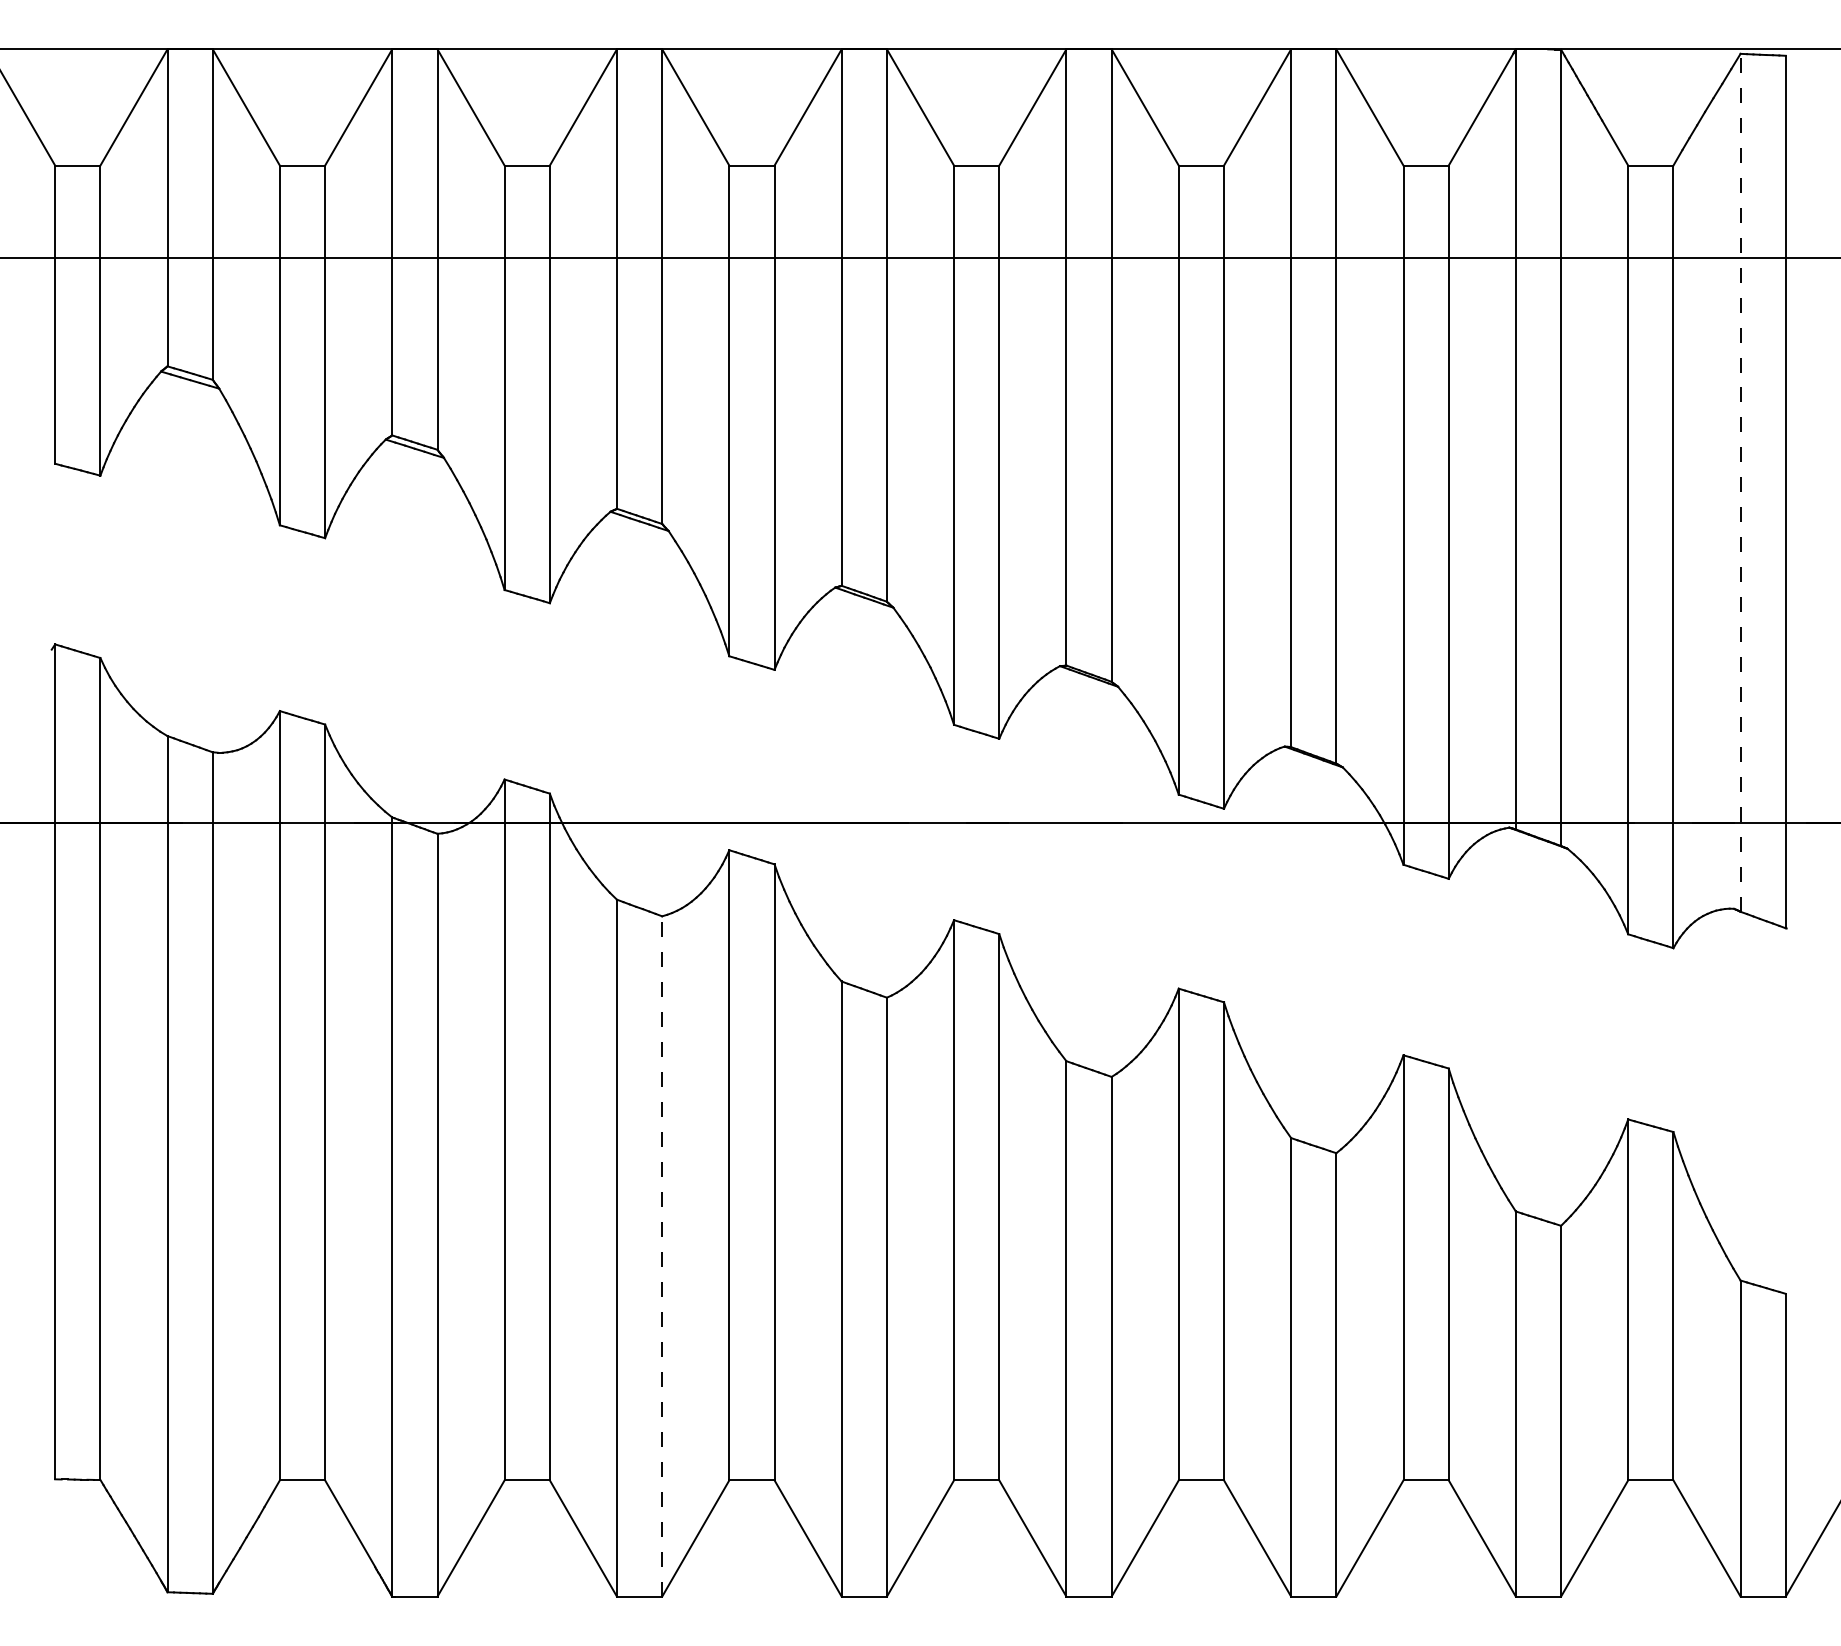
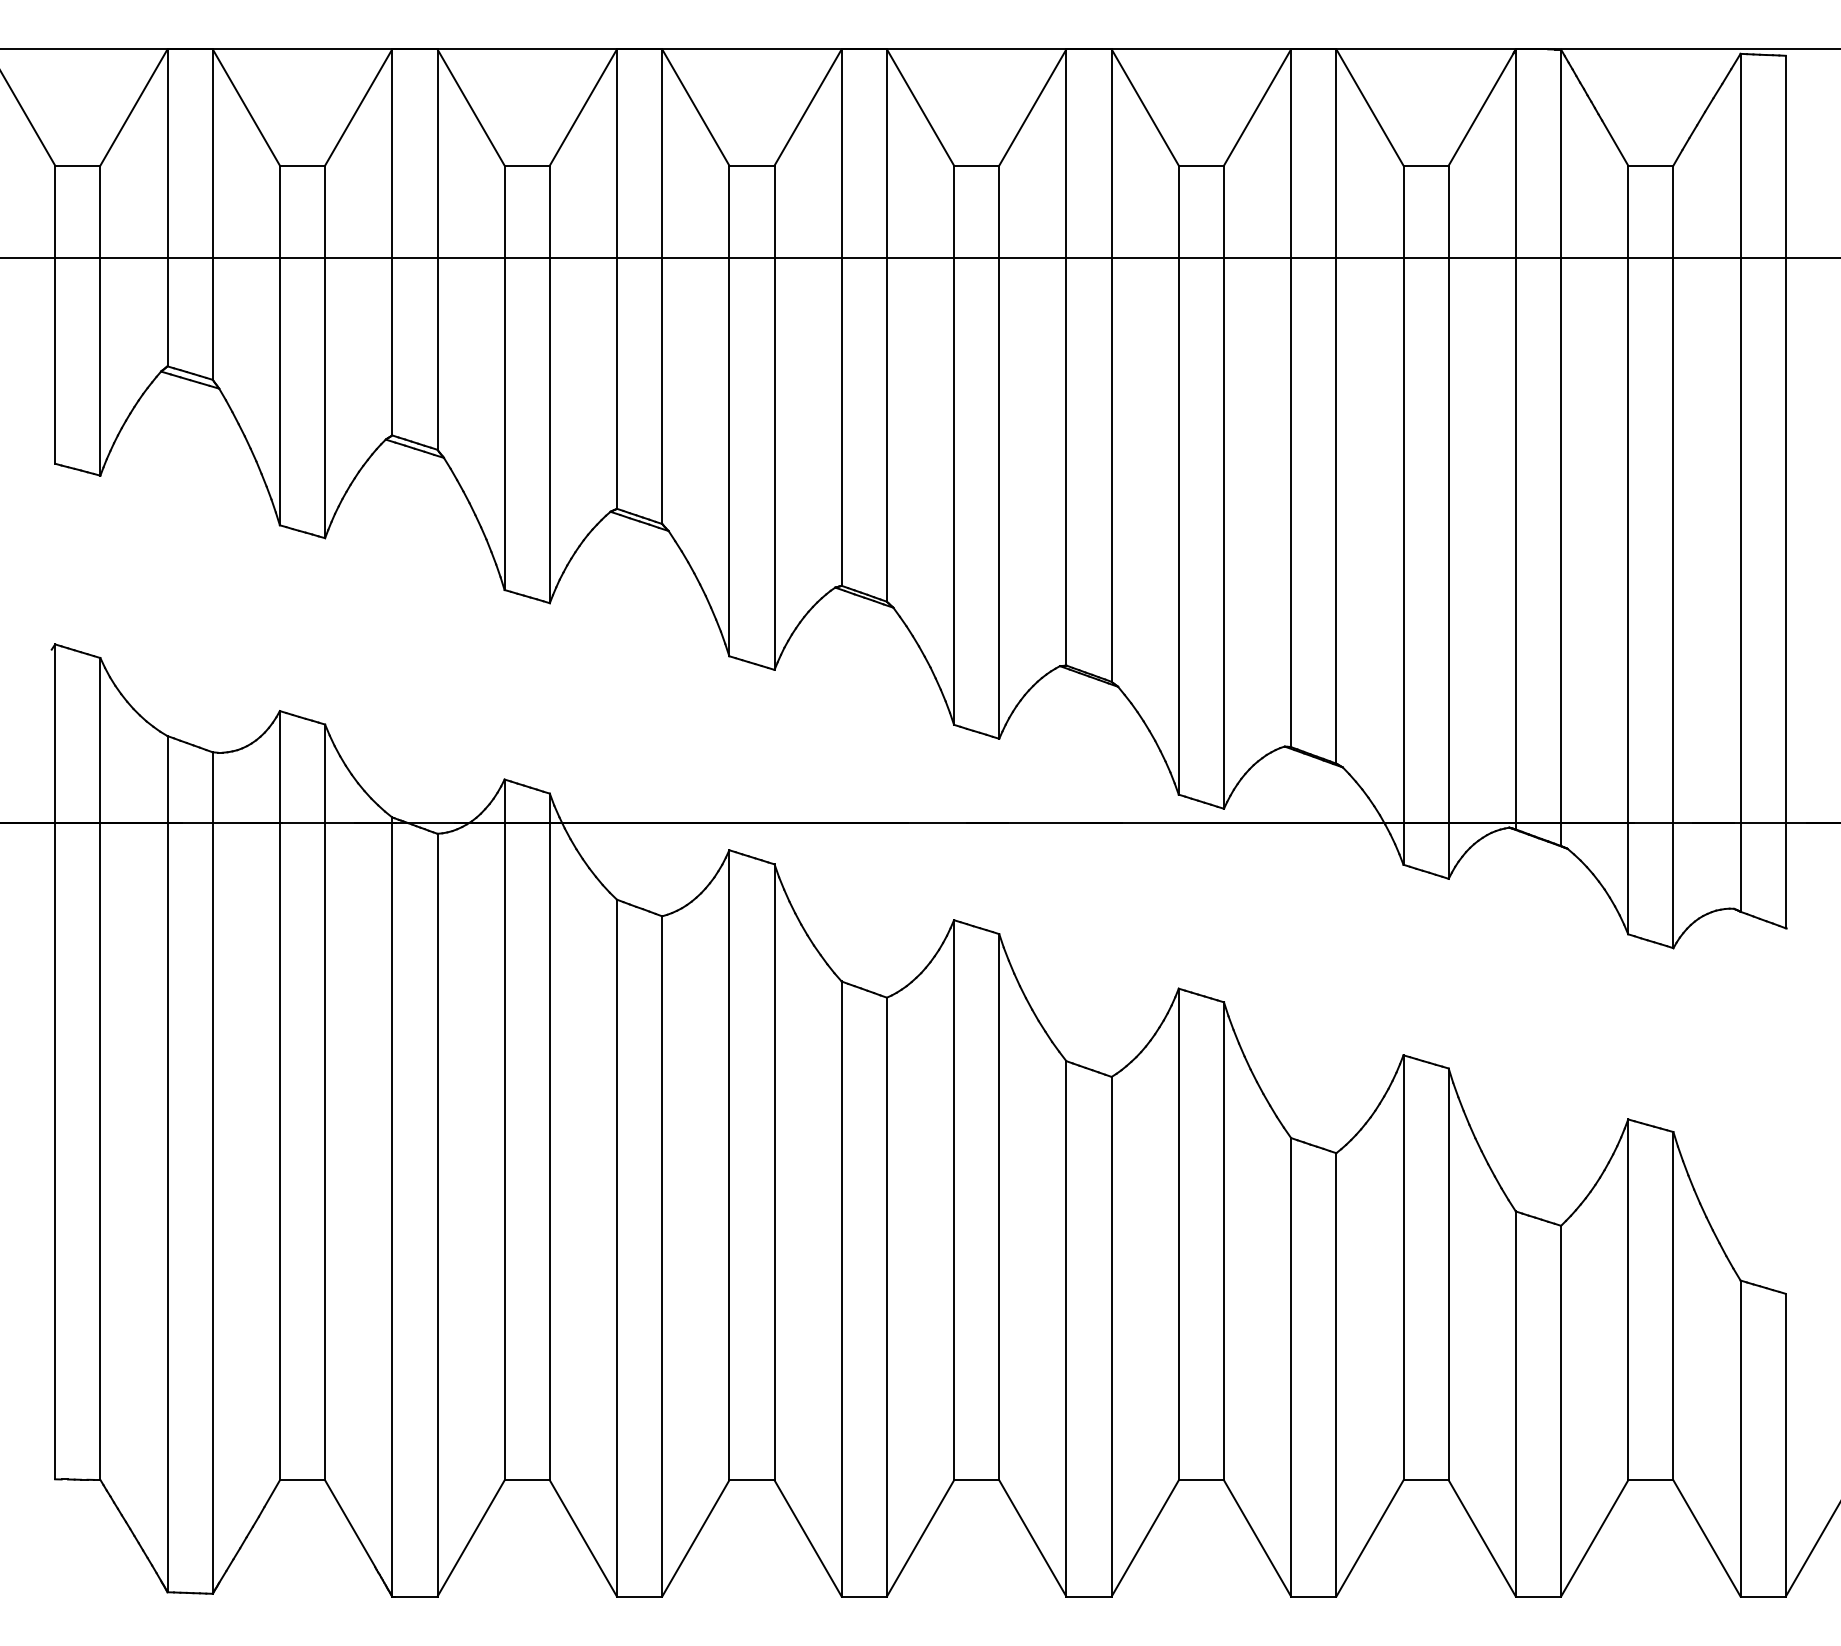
line: dashed -> solid (1740, 482)
line: dashed -> solid (662, 1255)
